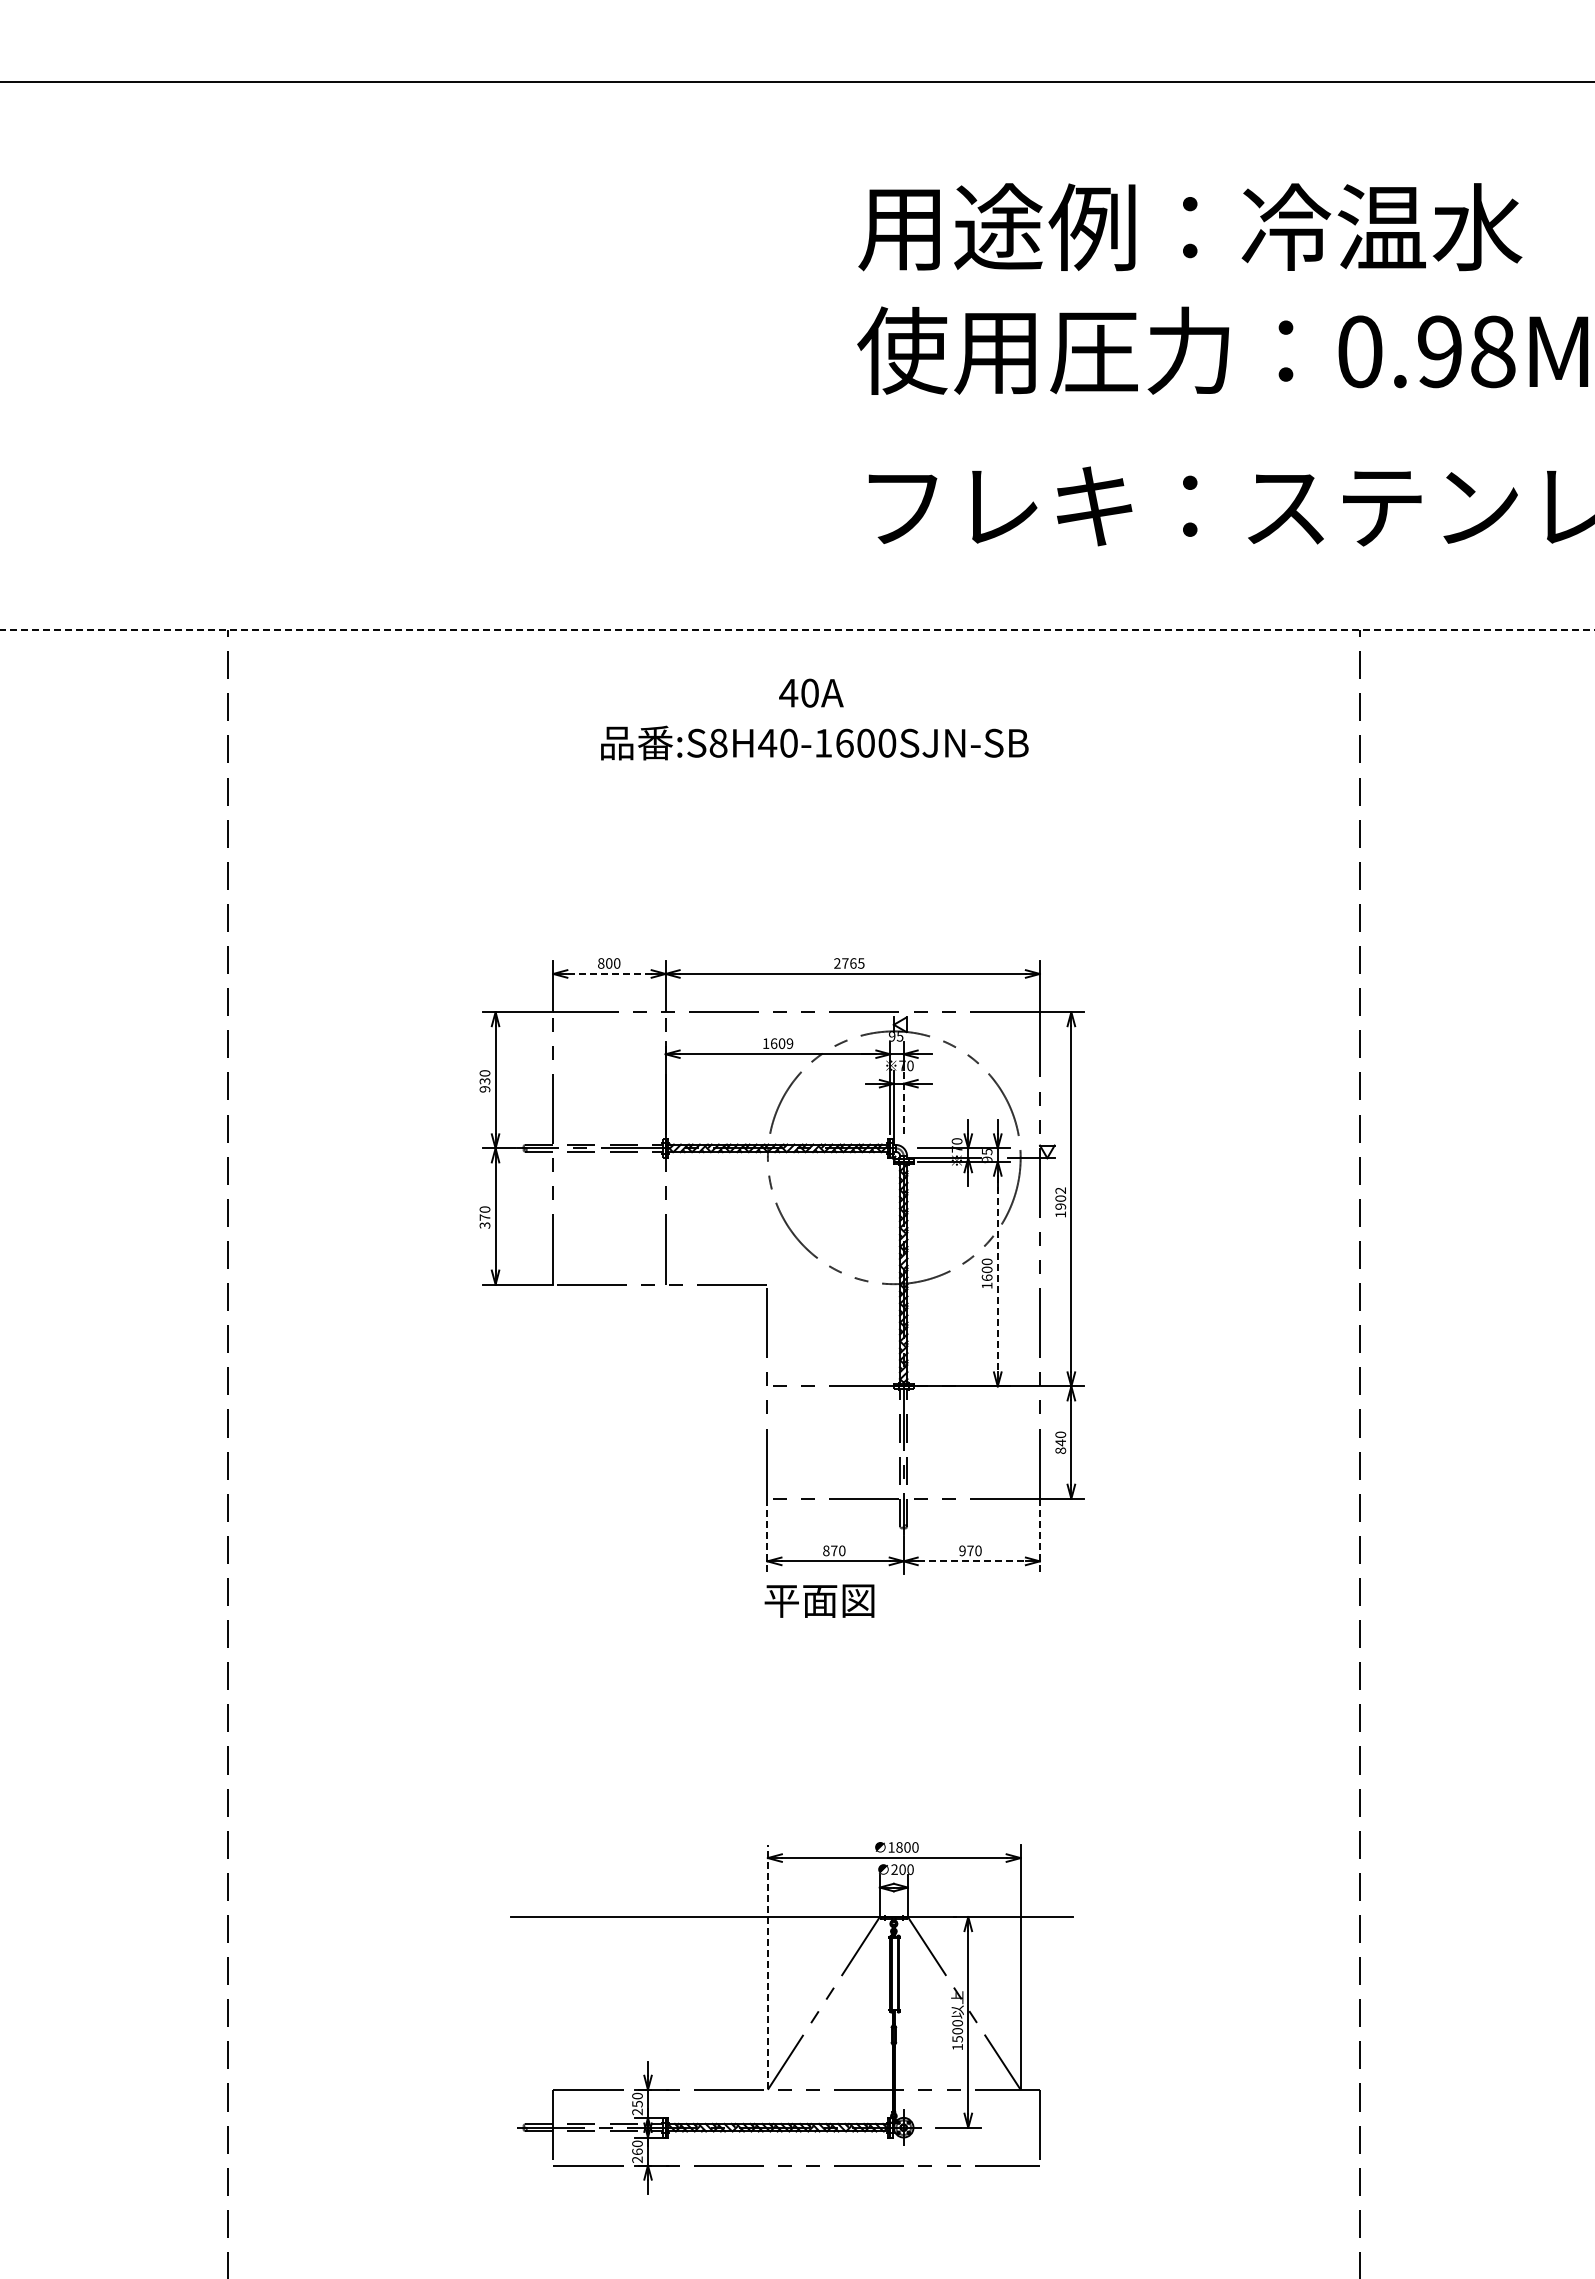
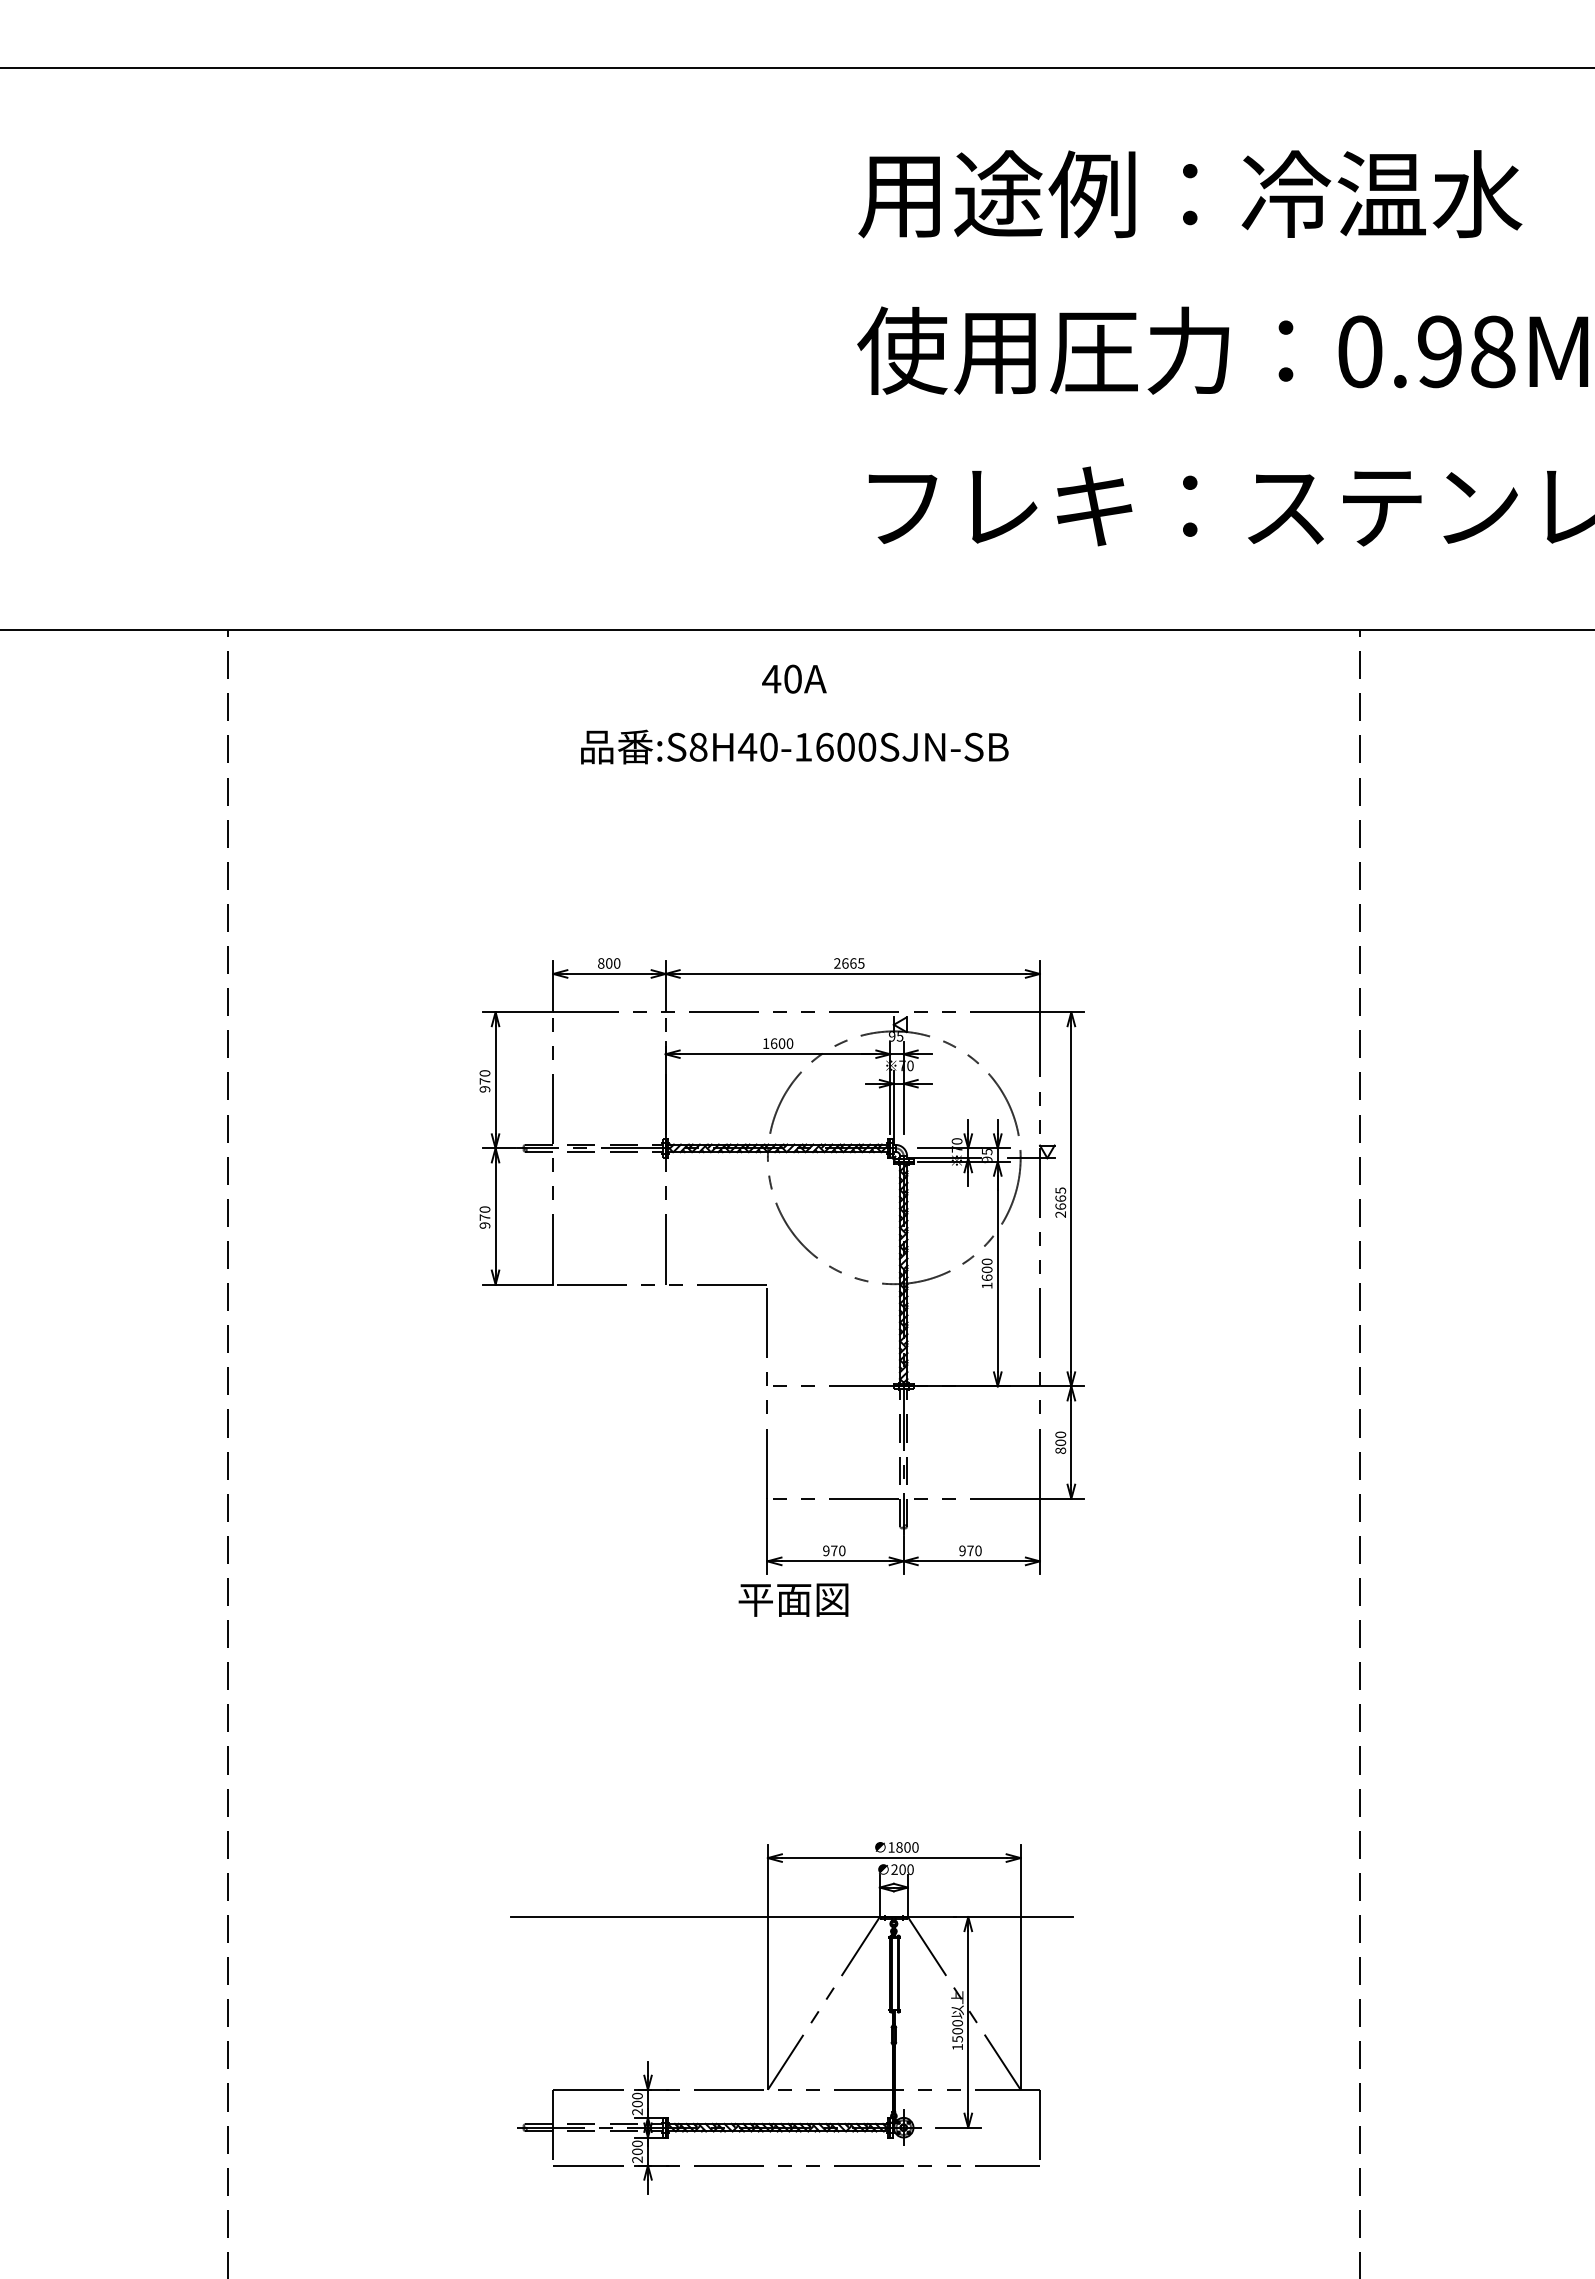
line position: (796, 82) -> (796, 68) (796, 68)
text position: (1190, 227) -> (1190, 194) (1190, 194)
line: dashed -> solid (797, 630)
text position: (811, 692) -> (794, 678) (794, 678)
text position: (814, 742) -> (794, 746) (794, 746)
text: 2765 -> 2665 (845, 963)
line: dashed -> solid (609, 973)
text: 1609 -> 1600 (789, 1043)
text: 930 -> 970 (484, 1081)
line: dashed -> solid (903, 1102)
text: 1902 -> 2665 (1060, 1202)
text: 370 -> 970 (484, 1225)
line: dashed -> solid (997, 1274)
text: 840 -> 800 (1060, 1442)
line: dashed -> solid (767, 1537)
line: dashed -> solid (1039, 1537)
text: 870 -> 970 (826, 1550)
line: dashed -> solid (972, 1561)
text position: (819, 1600) -> (793, 1599) (793, 1599)
line: dashed -> solid (767, 1967)
text: 250 -> 200 (637, 2103)
text: 260 -> 200 (637, 2151)
